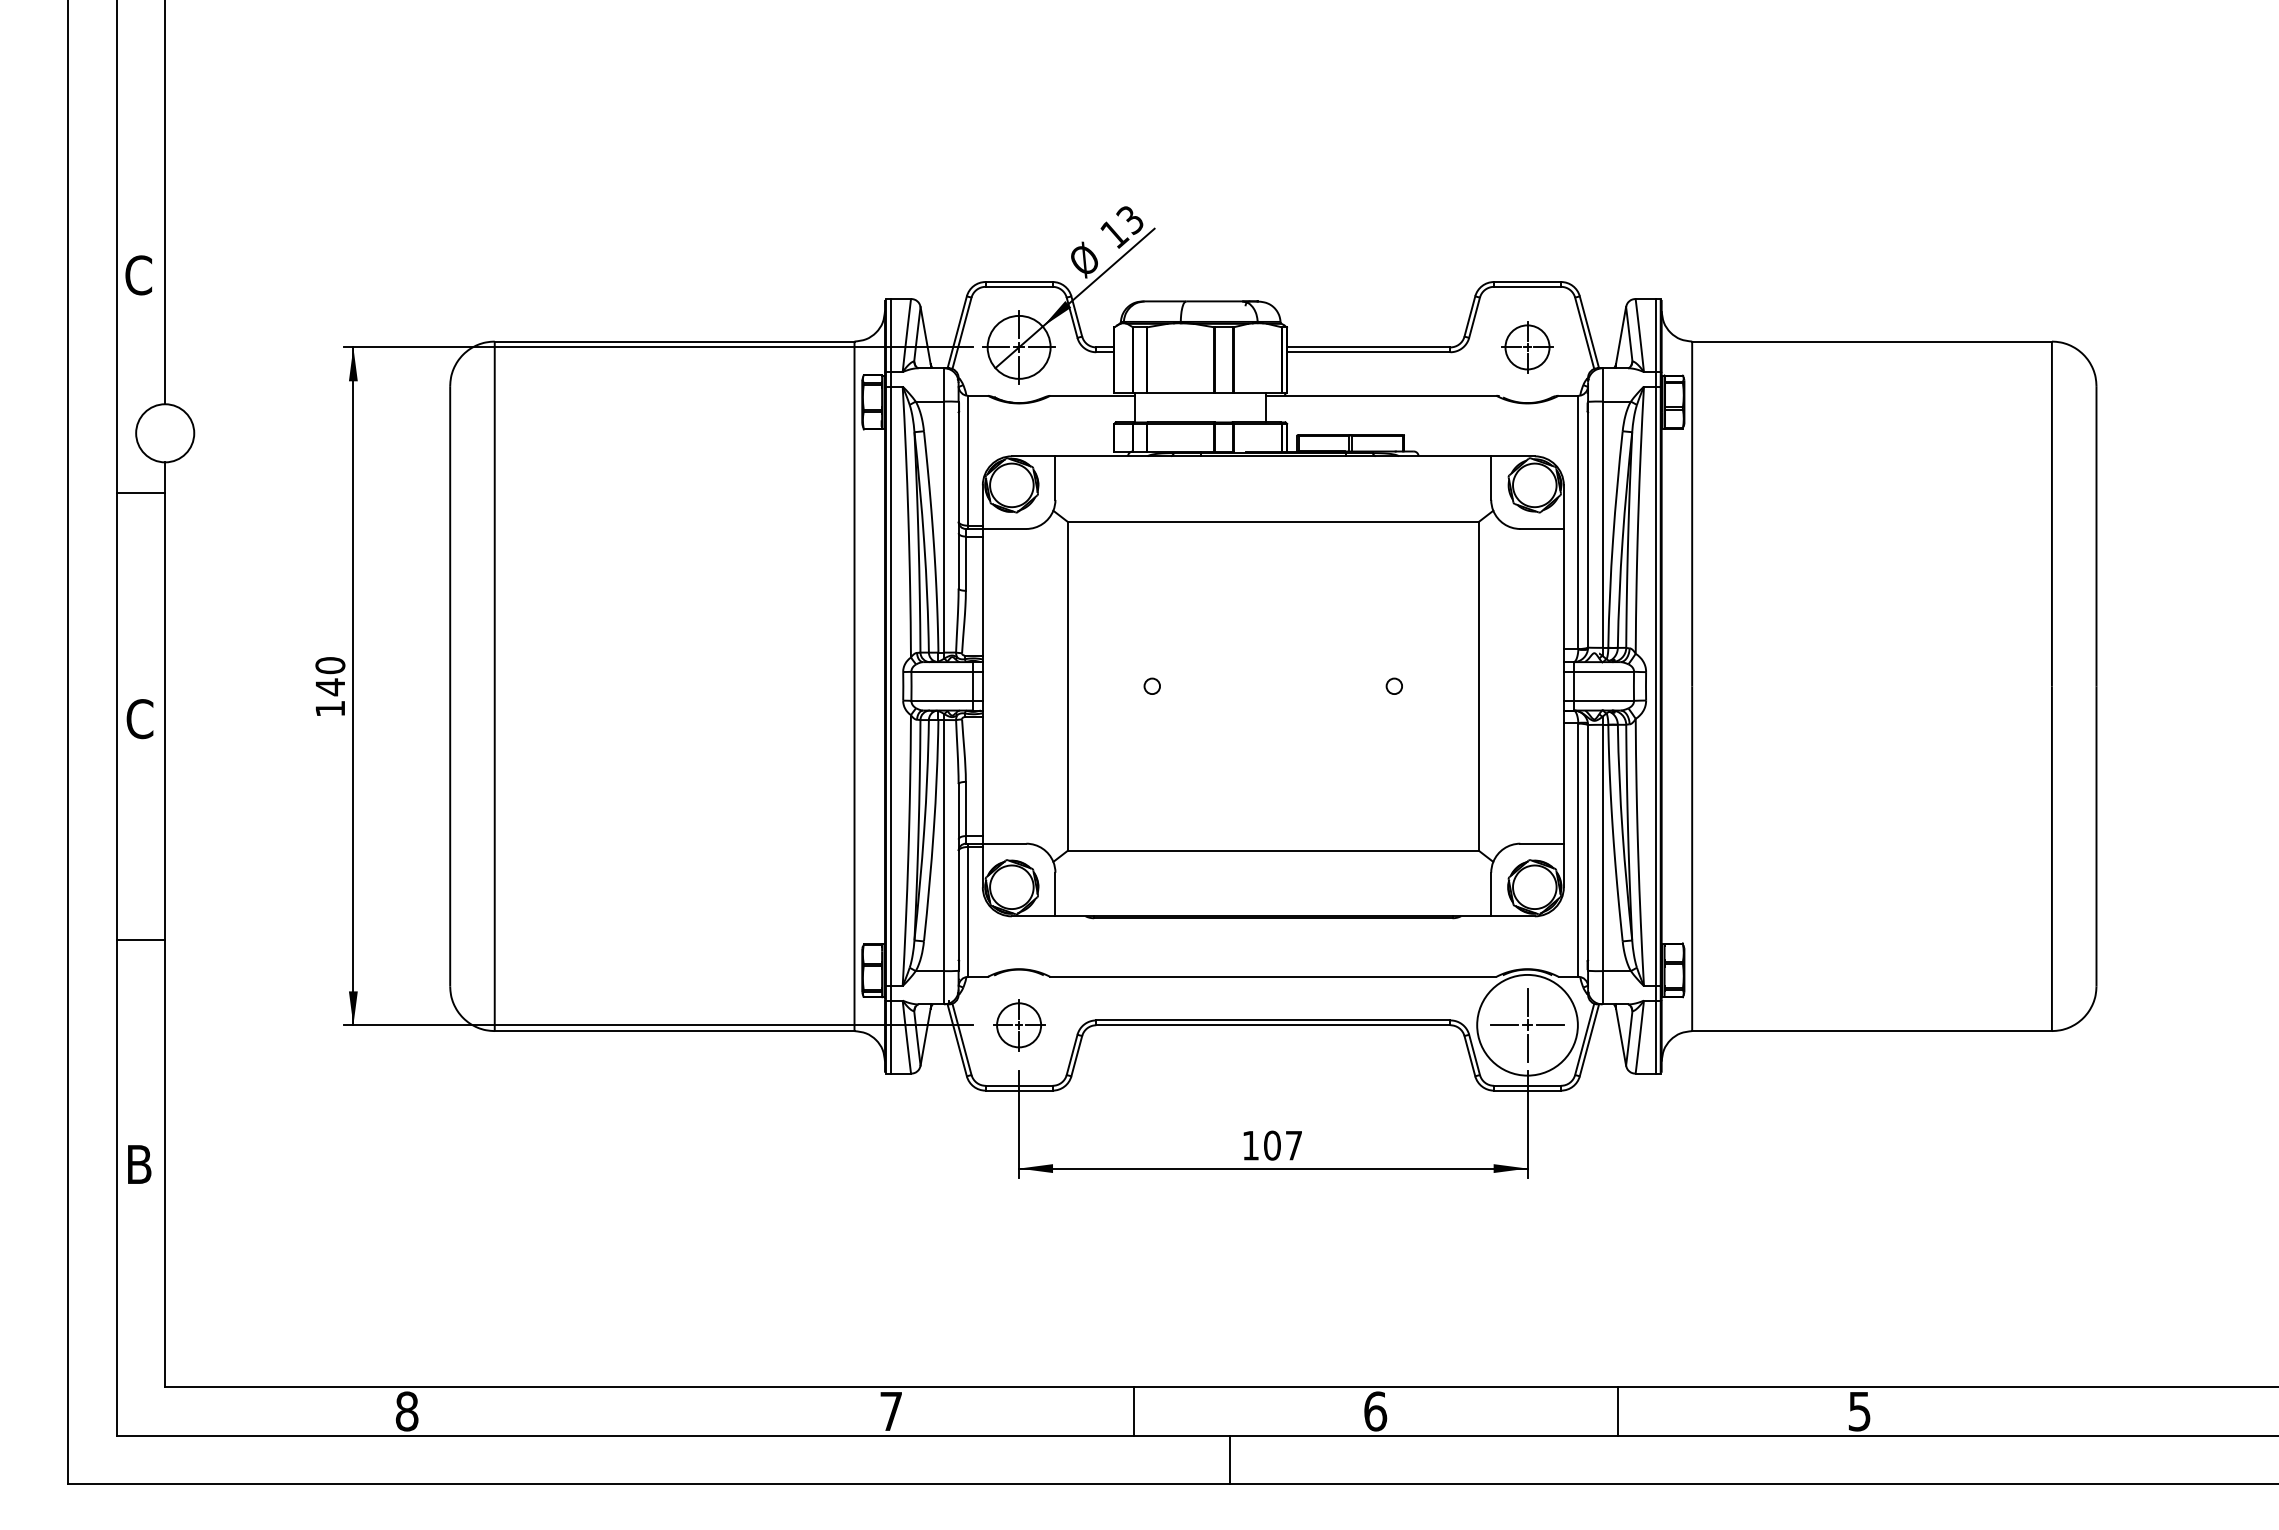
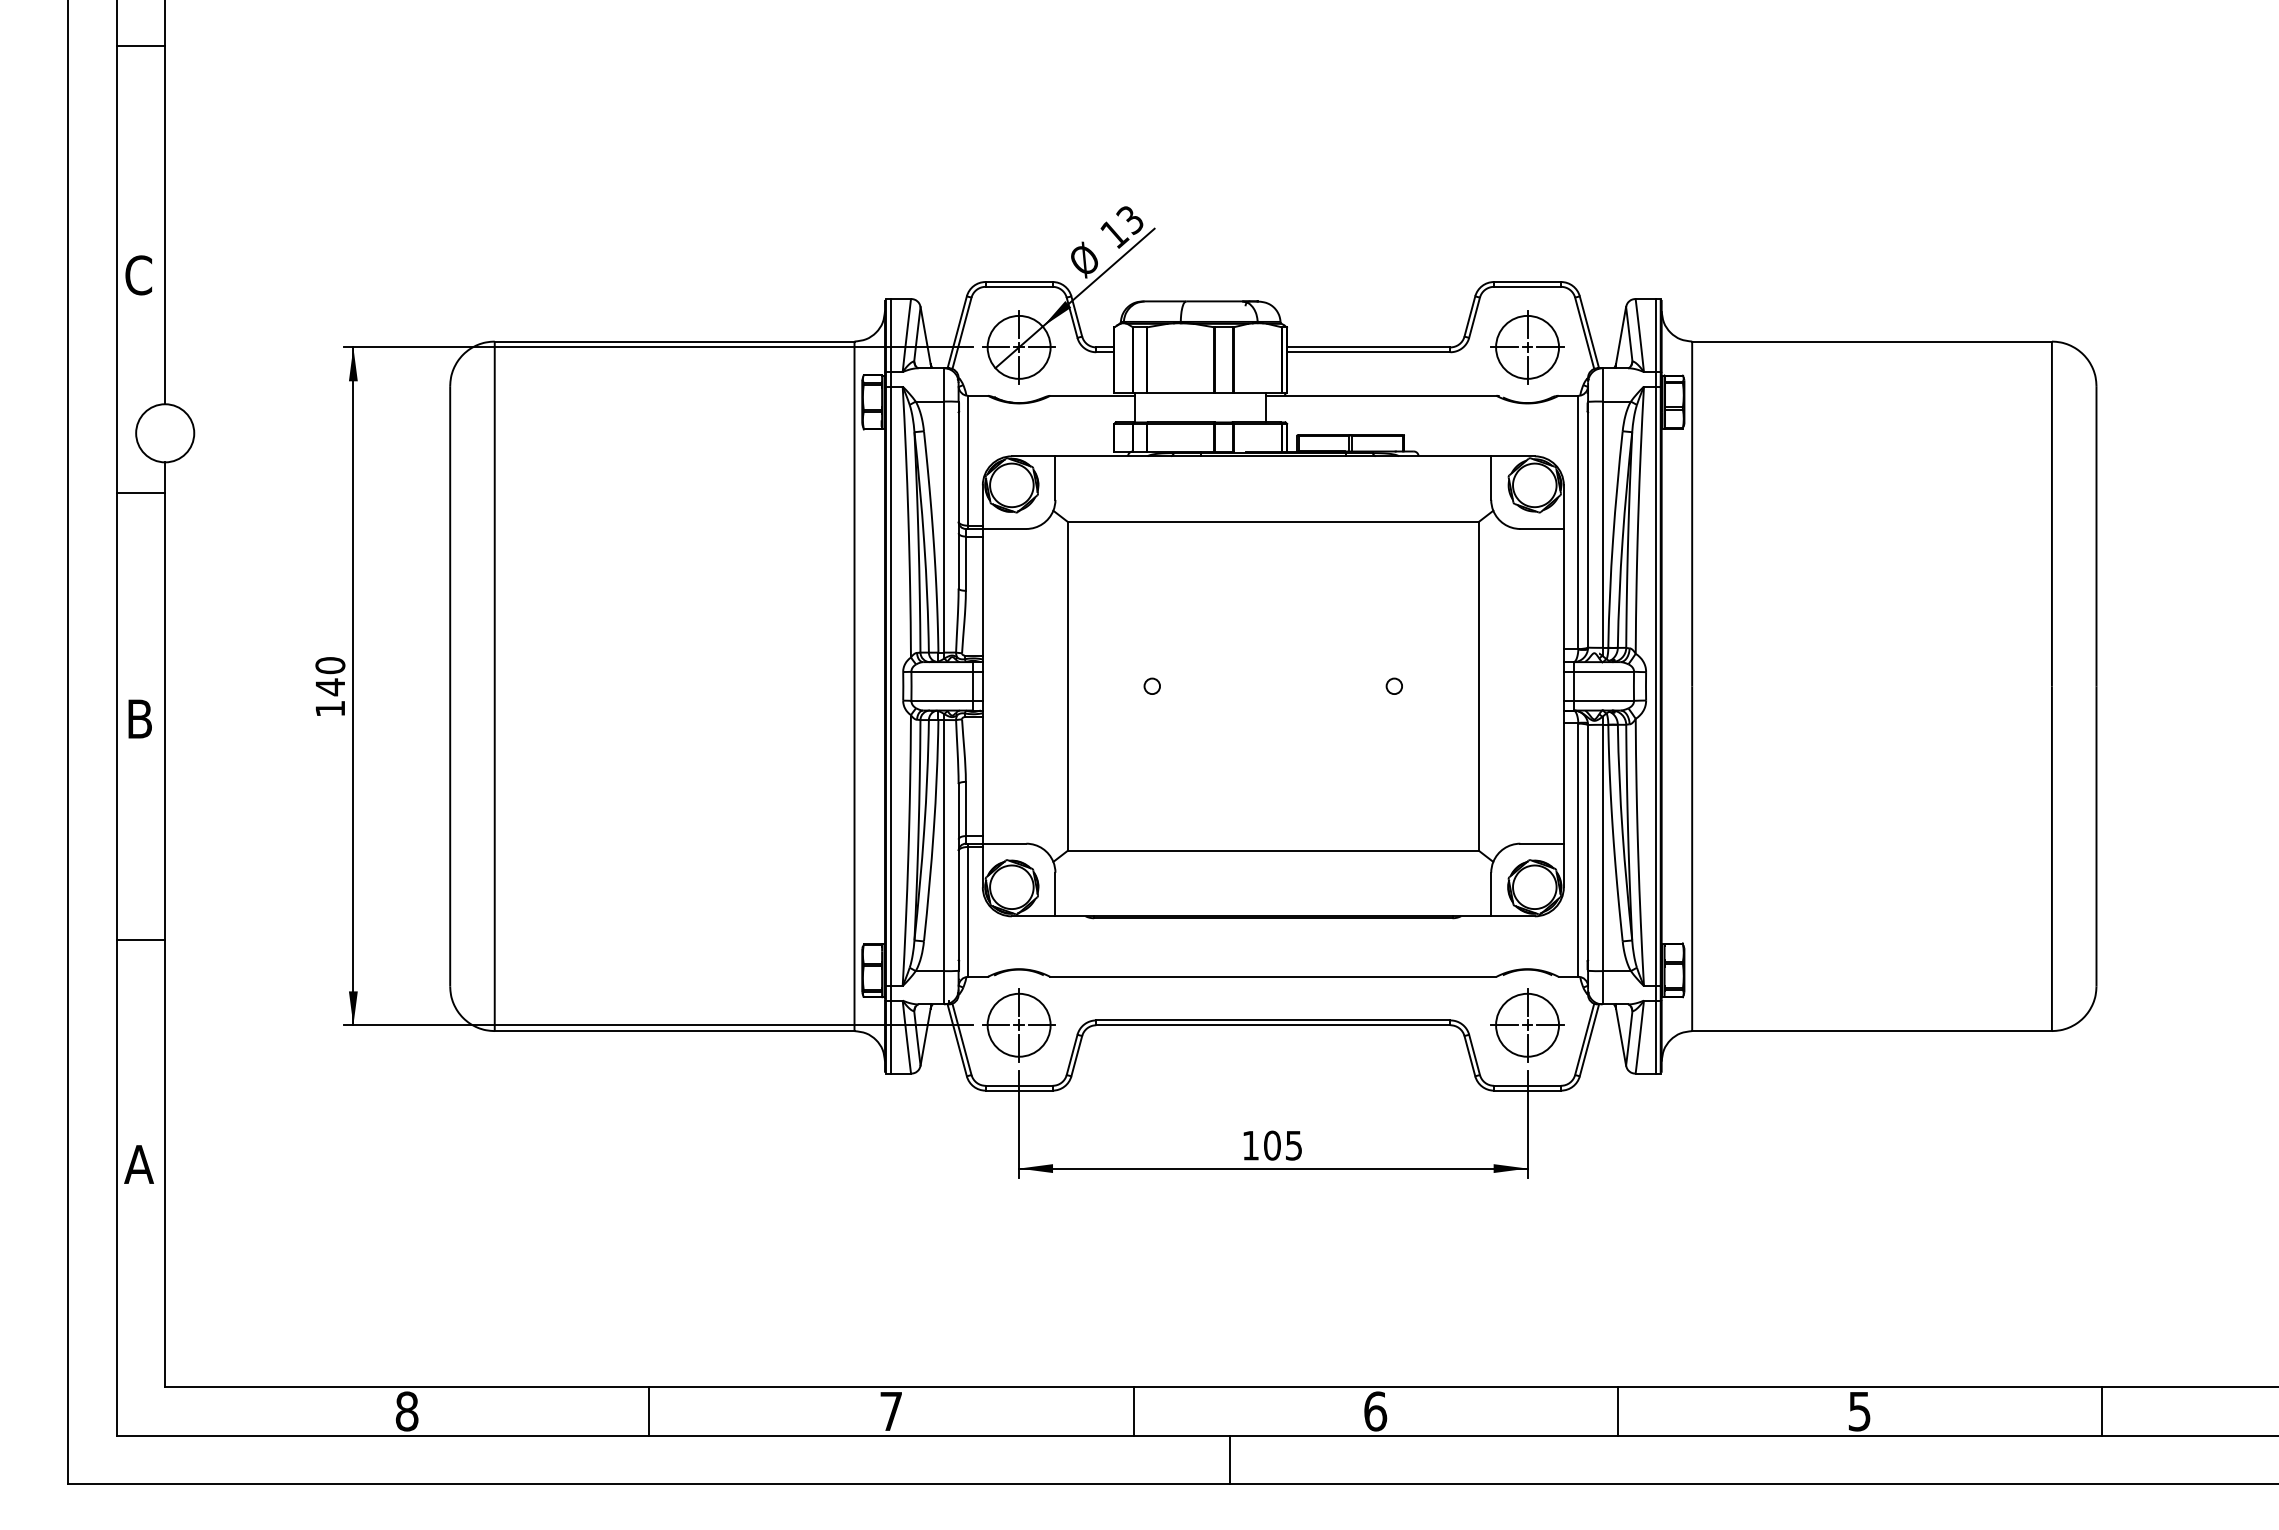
line: none -> present (140, 45)
part size: 53x53 px -> 75x75 px (1527, 347)
text: C -> B (139, 719)
circle diameter: 101 px -> 63 px (1527, 1024)
part size: 53x53 px -> 74x75 px (1018, 1025)
text: 107 -> 105 (1293, 1145)
text: B -> A (138, 1164)
line: none -> present (649, 1411)
line: none -> present (2102, 1411)
